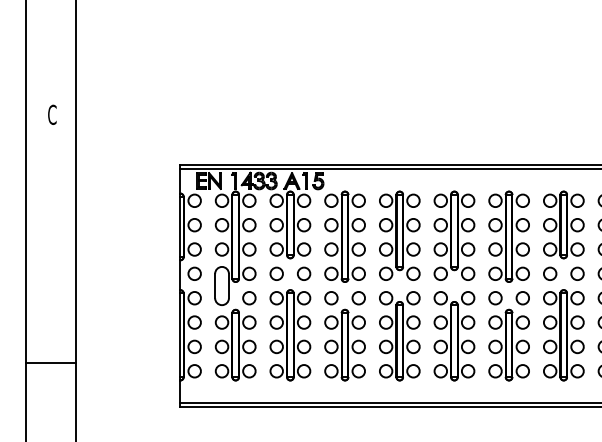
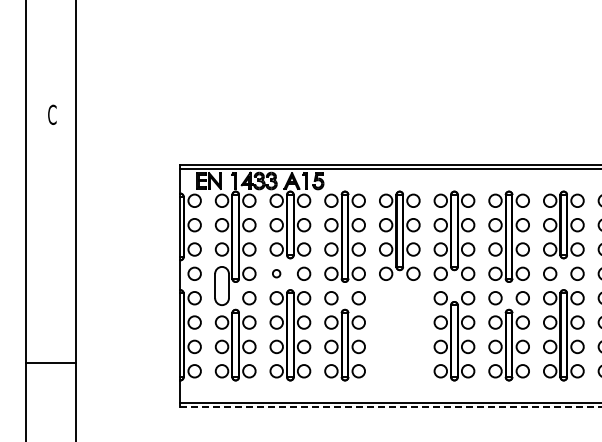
circle size: 15x15 px -> 10x10 px (276, 273)
part: present -> none (399, 336)
line: solid -> dashed (391, 407)
